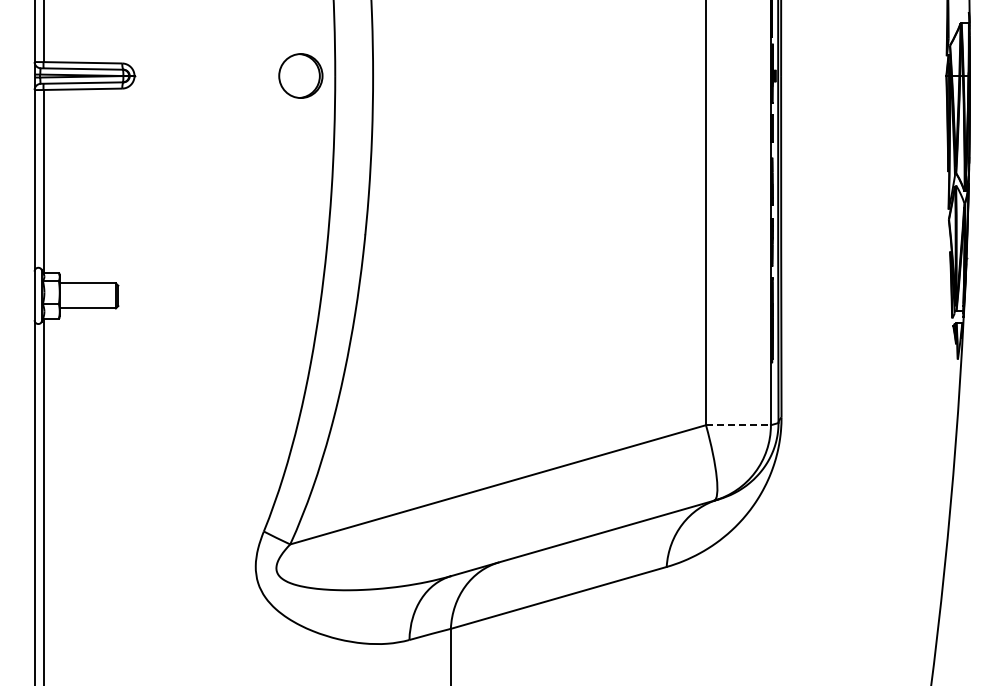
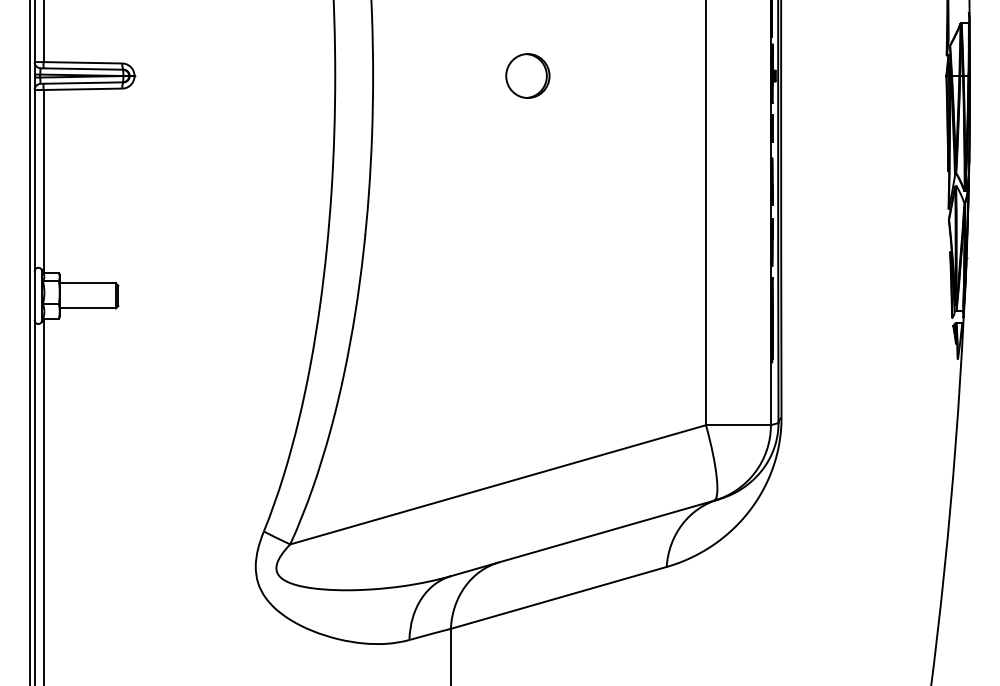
part position: (300, 75) -> (527, 75) (527, 75)
line: none -> present (29, 342)
line: dashed -> solid (738, 425)
